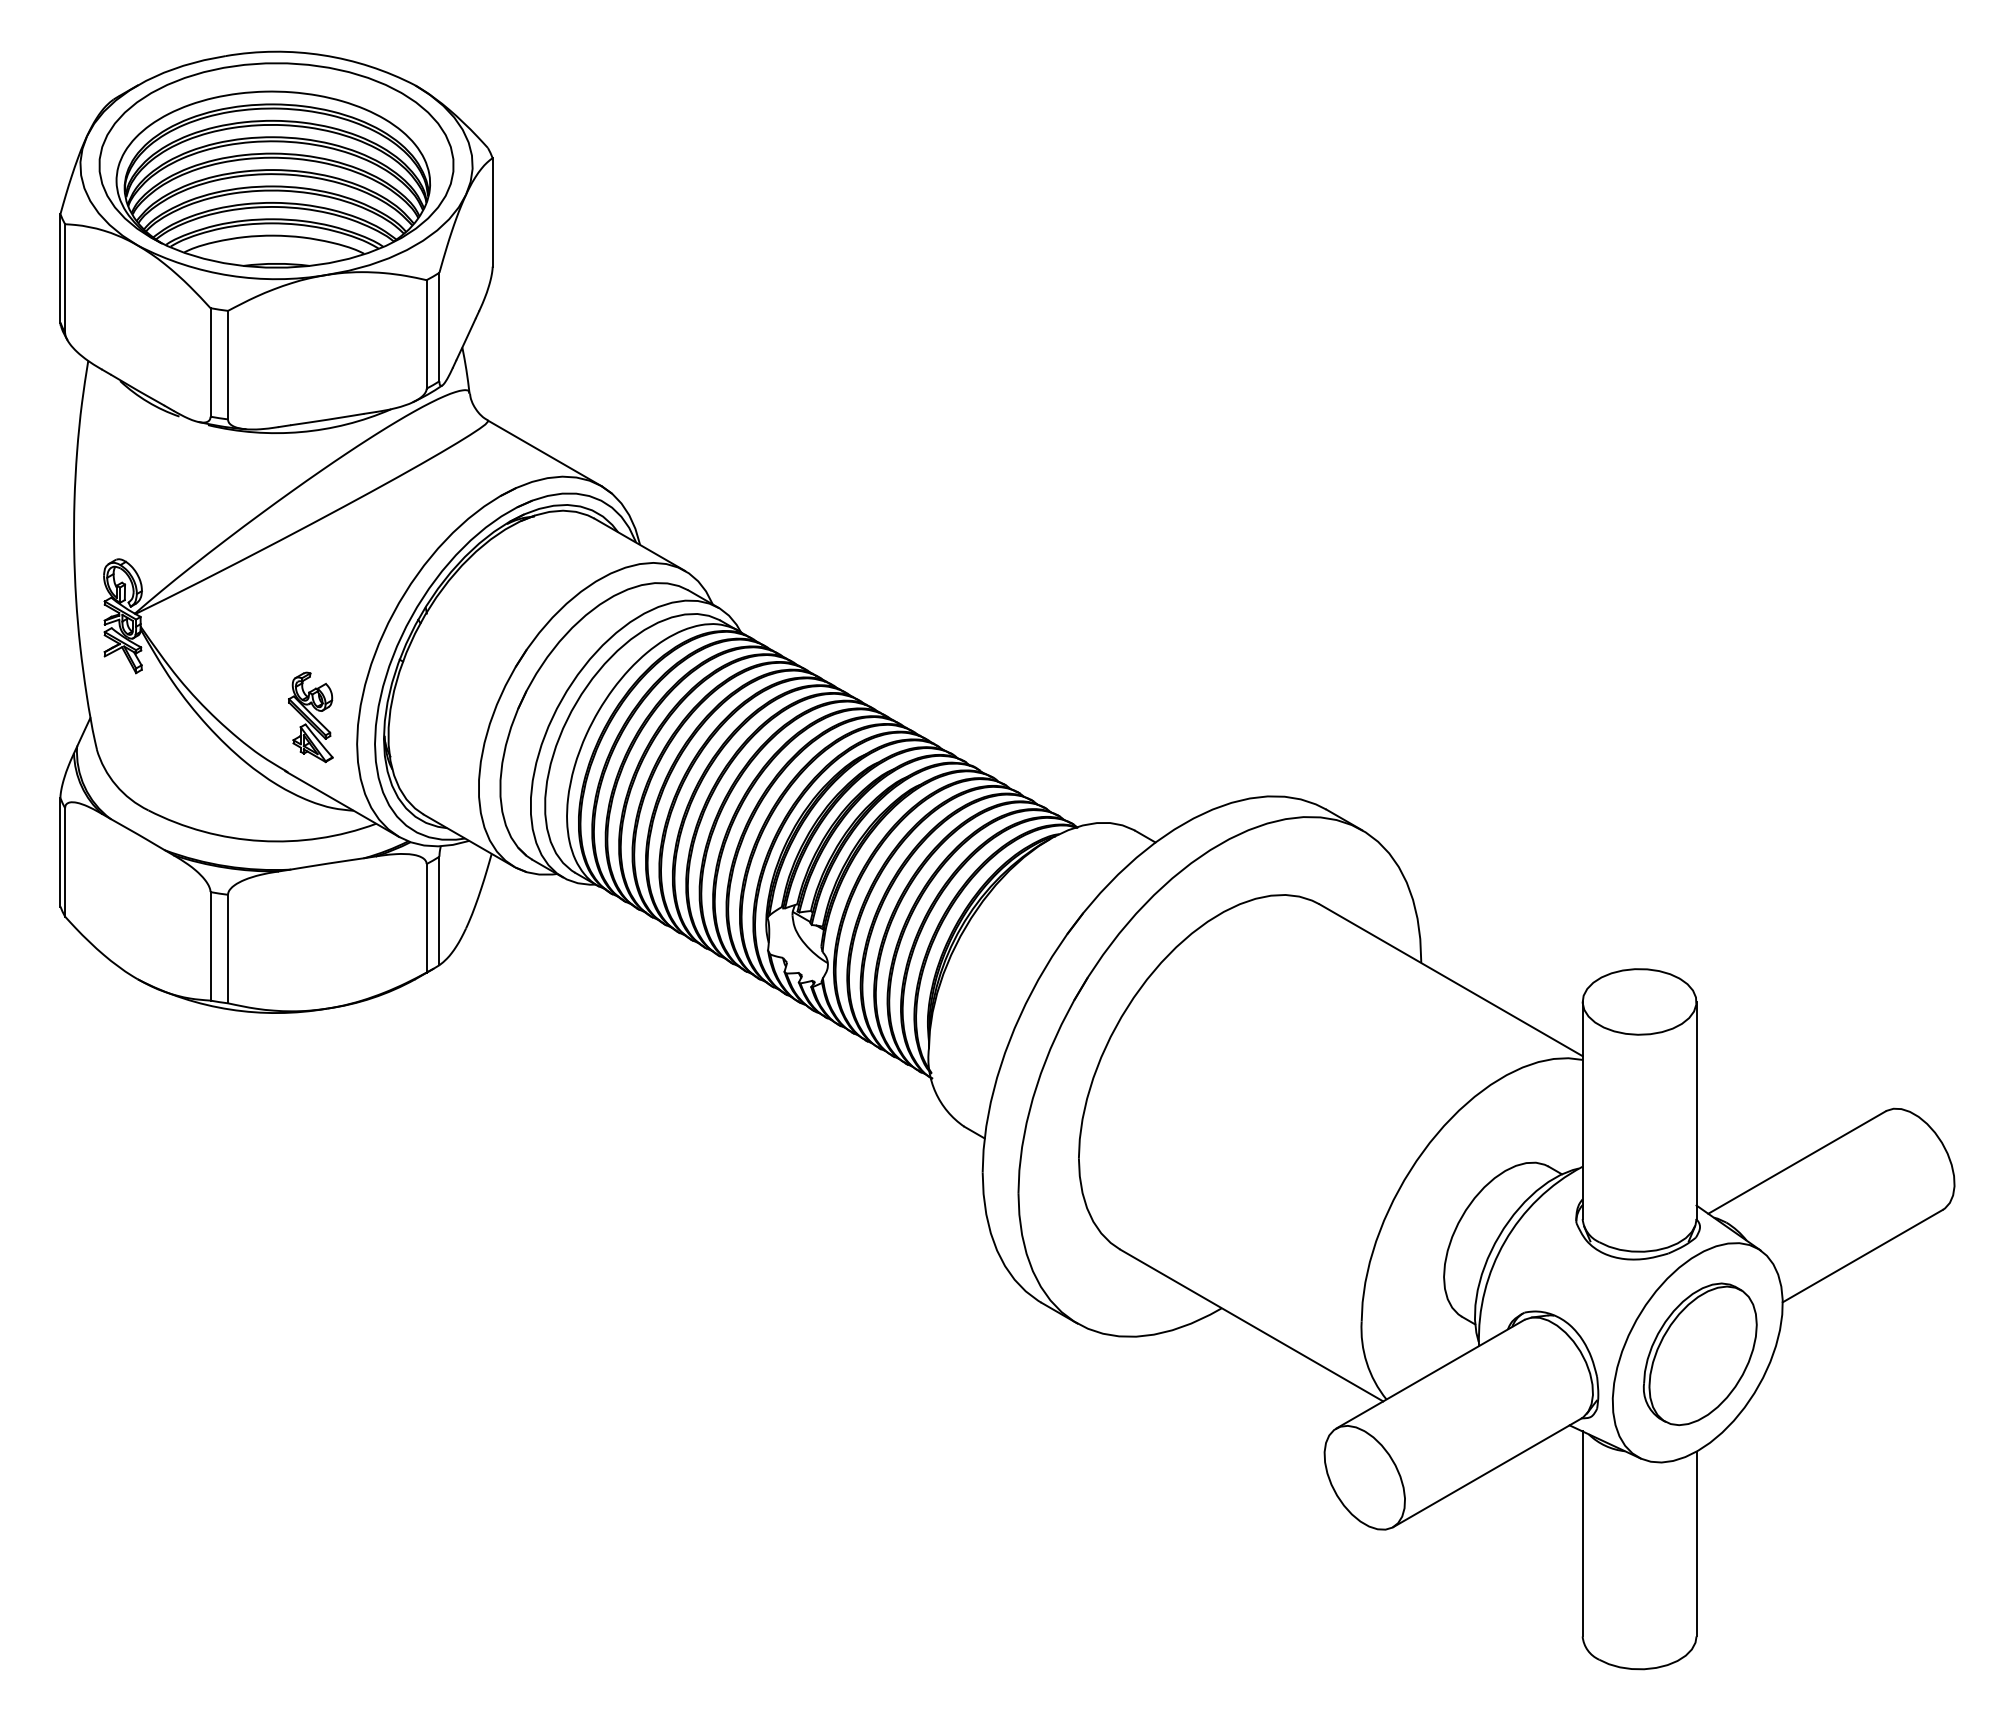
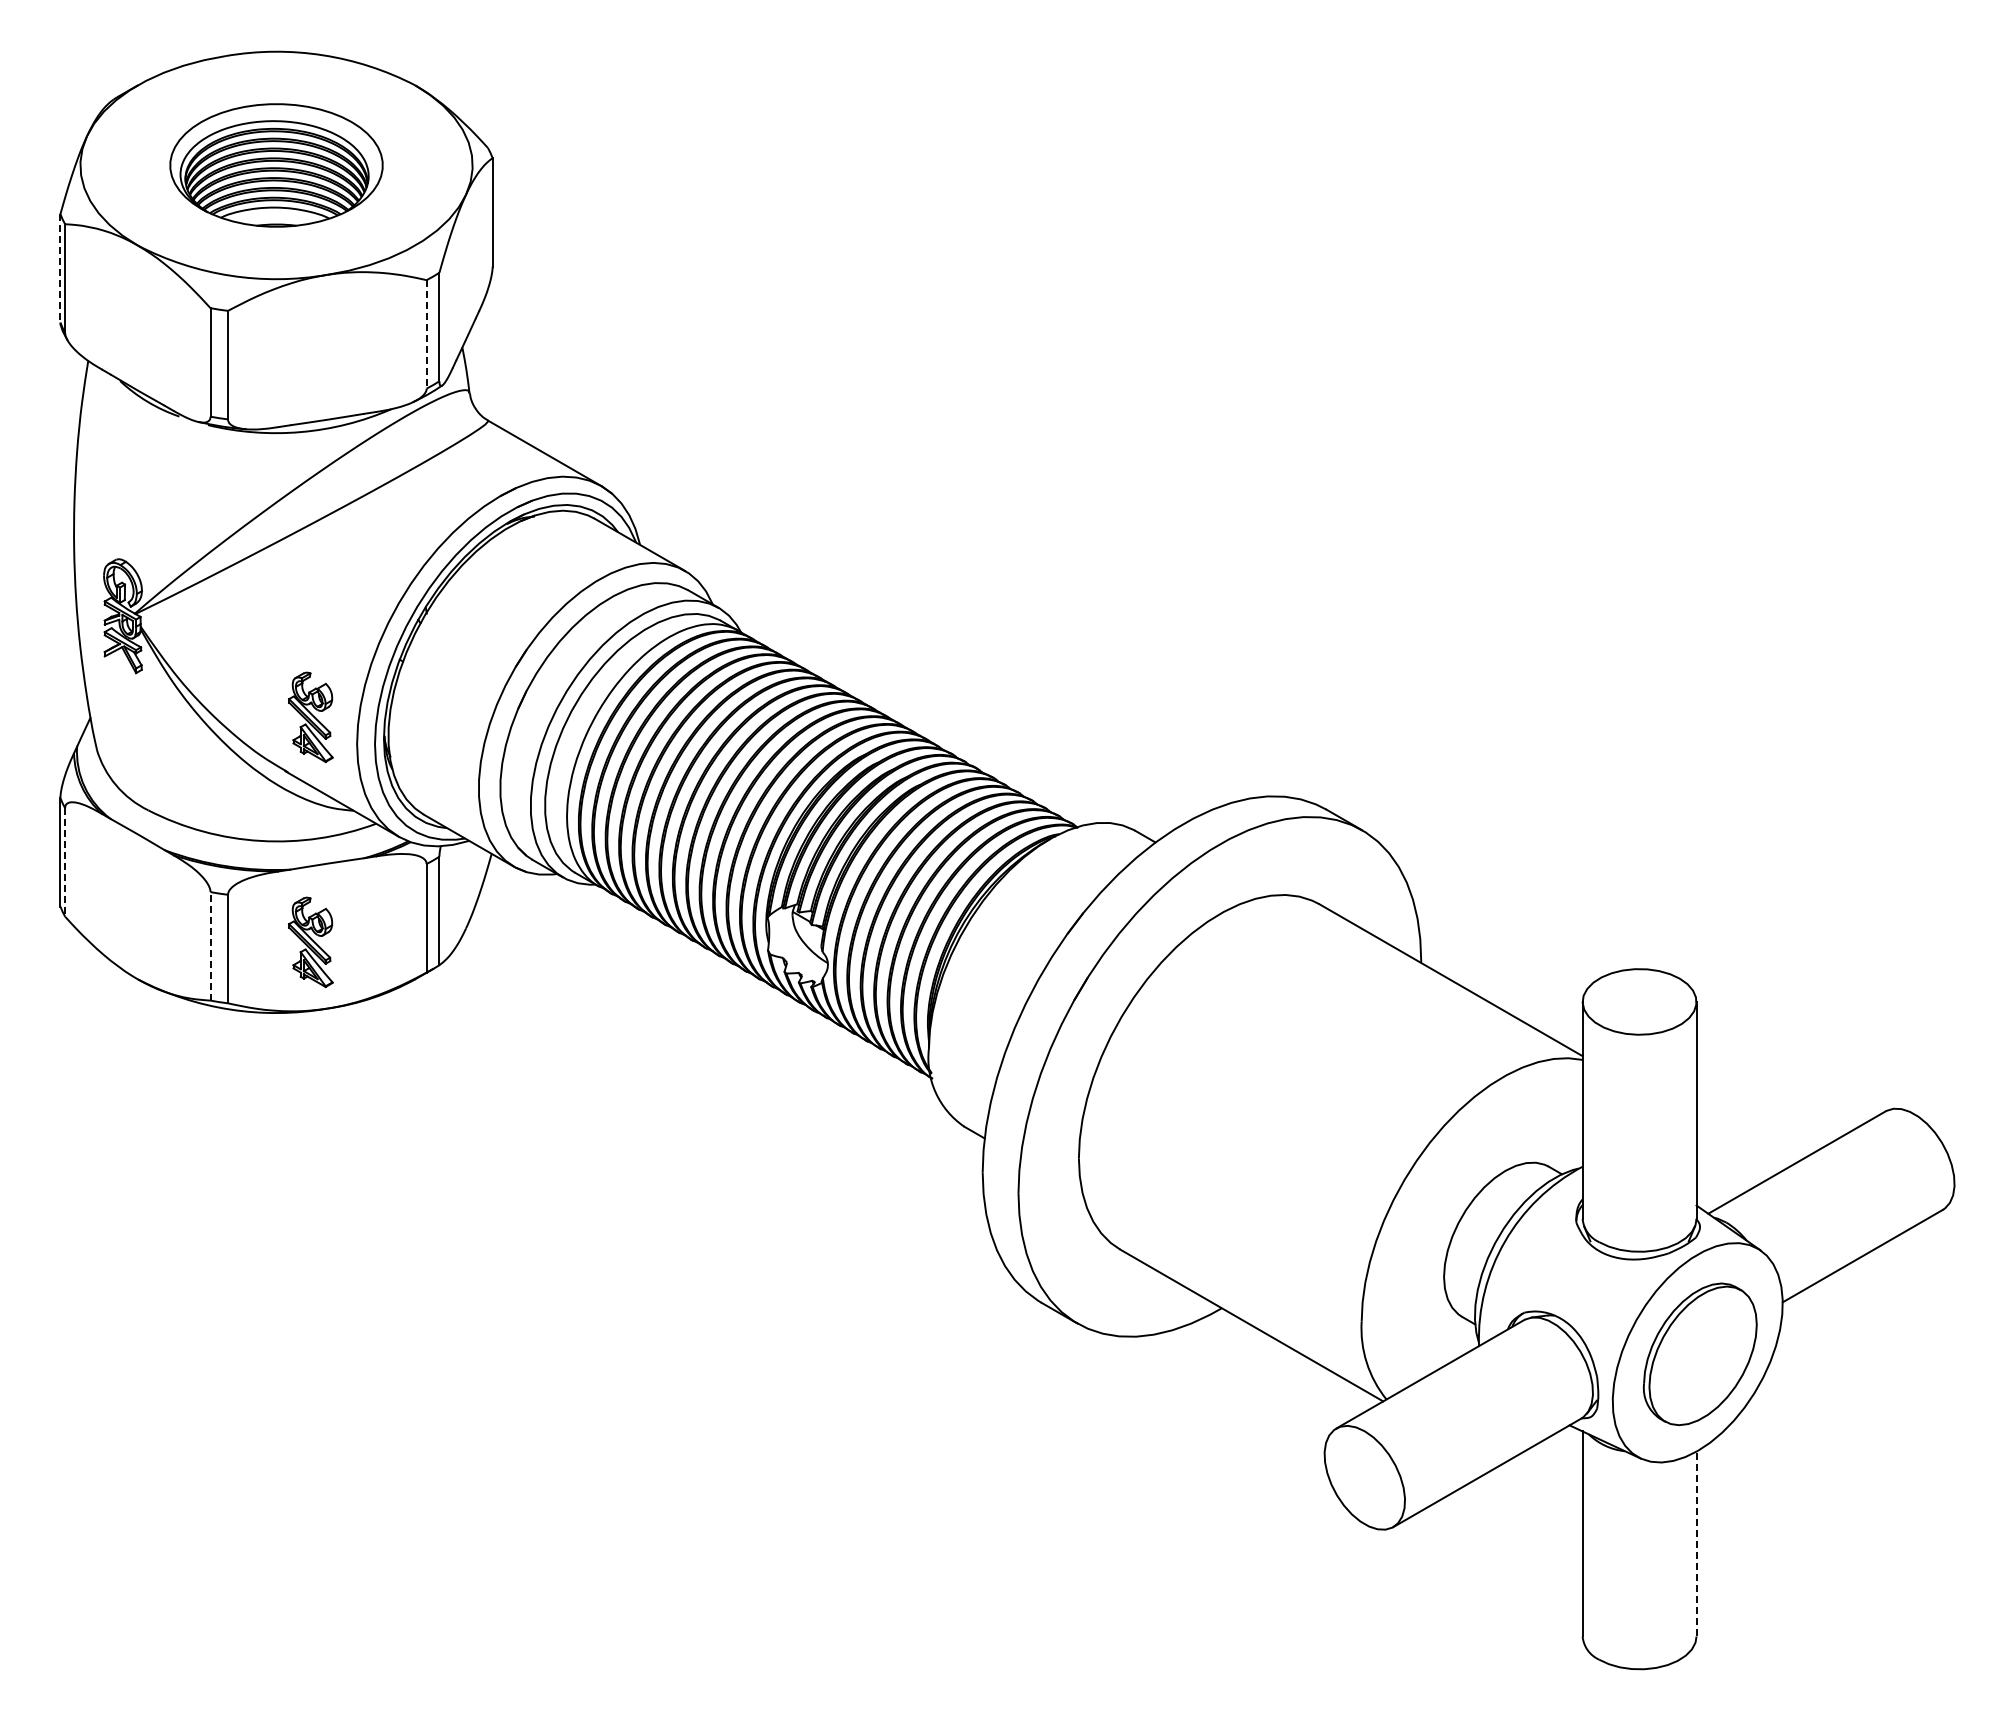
part size: 357x207 px -> 215x125 px (276, 165)
line: solid -> dashed (60, 268)
line: solid -> dashed (426, 334)
line: solid -> dashed (65, 862)
part: none -> present (310, 942)
line: solid -> dashed (210, 945)
line: solid -> dashed (1696, 1543)
